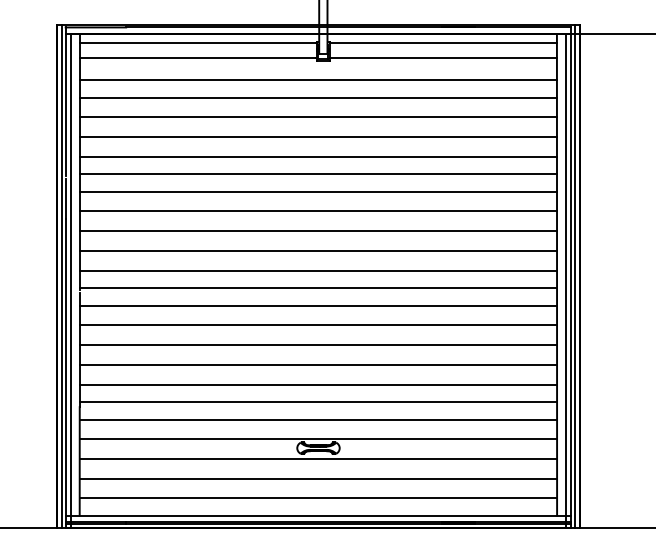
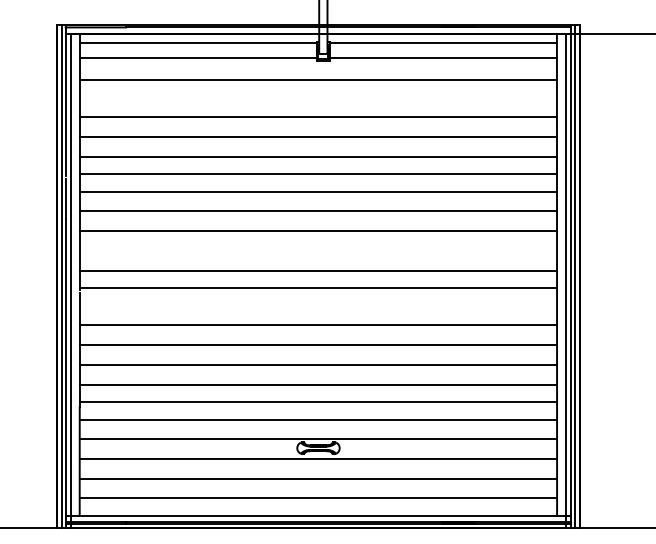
line: present -> none (317, 97)
line: present -> none (317, 250)
line: present -> none (317, 305)
